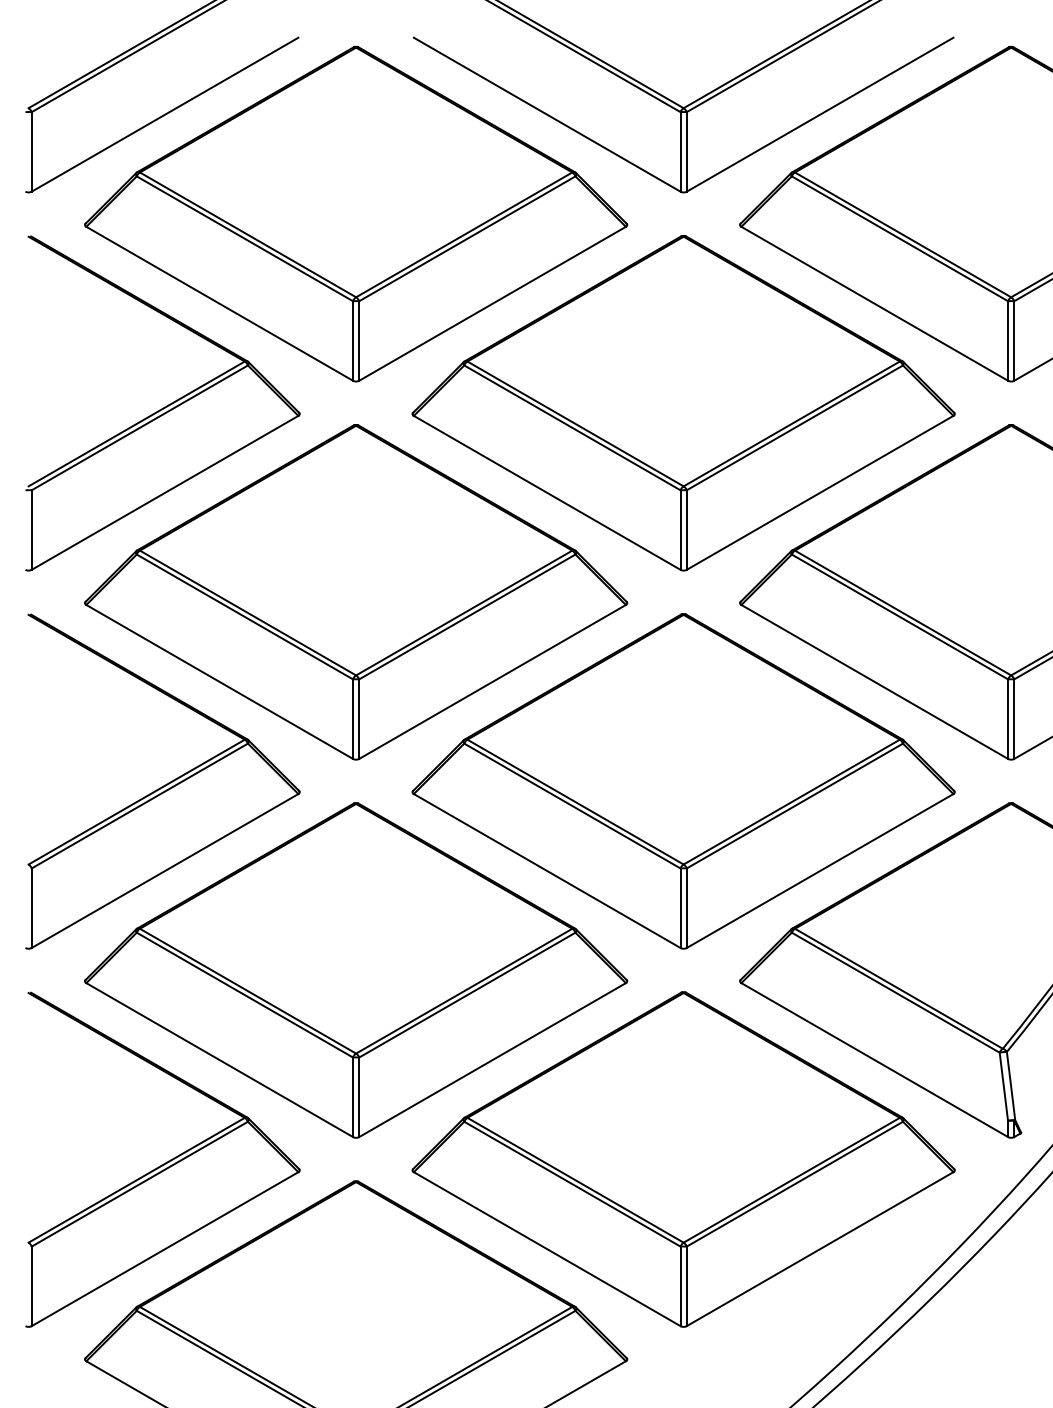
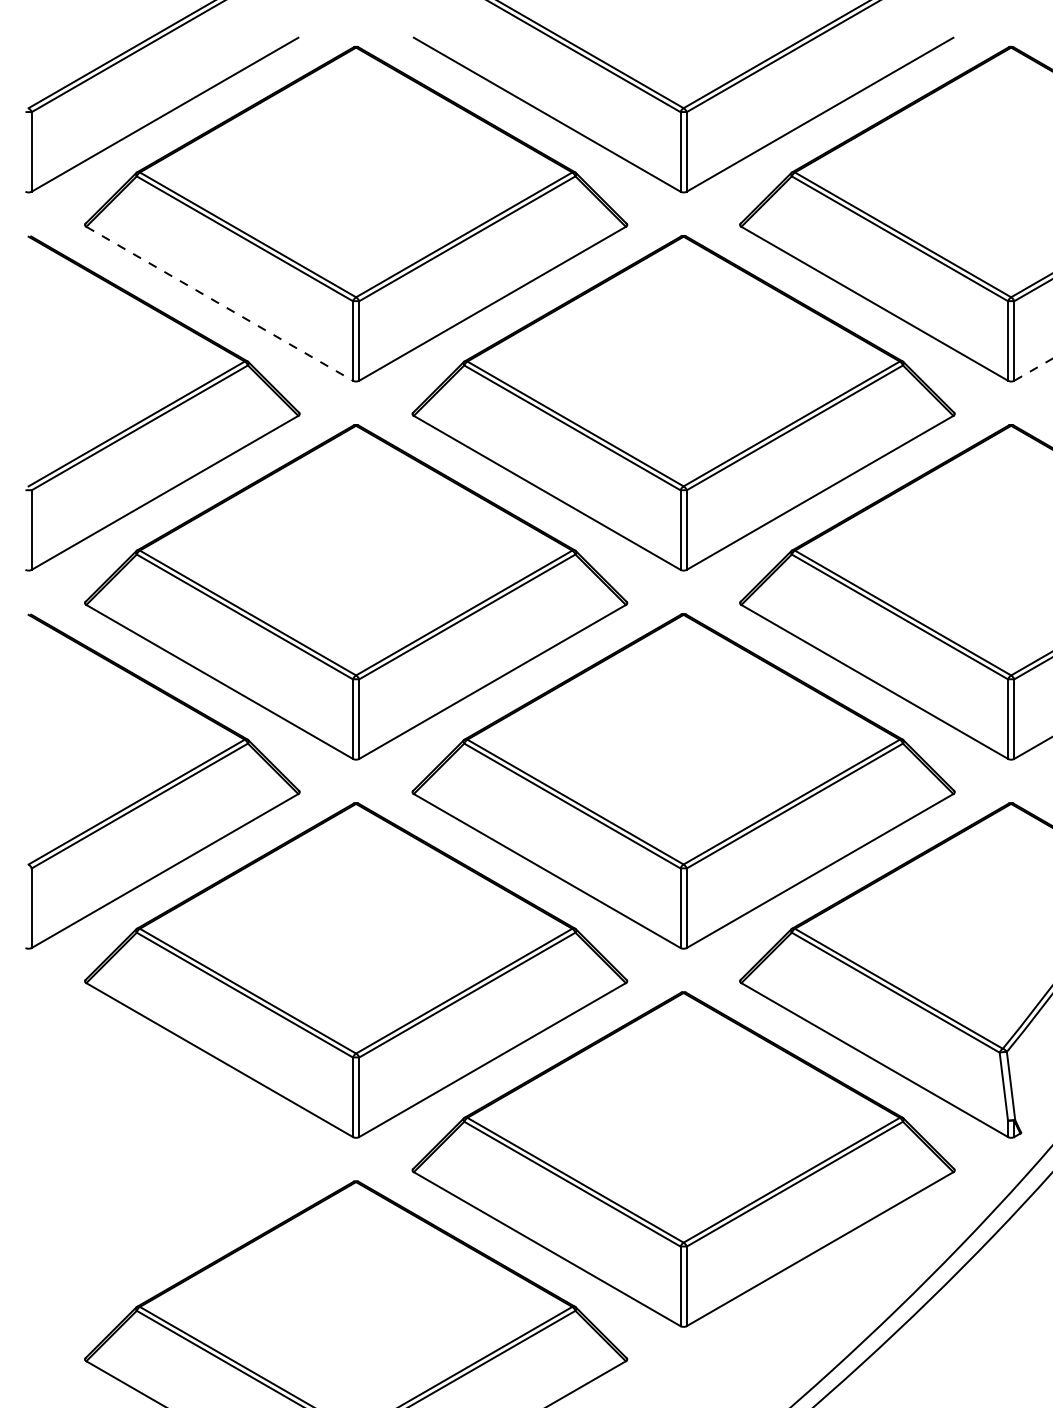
line: solid -> dashed (219, 303)
line: solid -> dashed (1033, 369)
part: present -> none (162, 1159)
